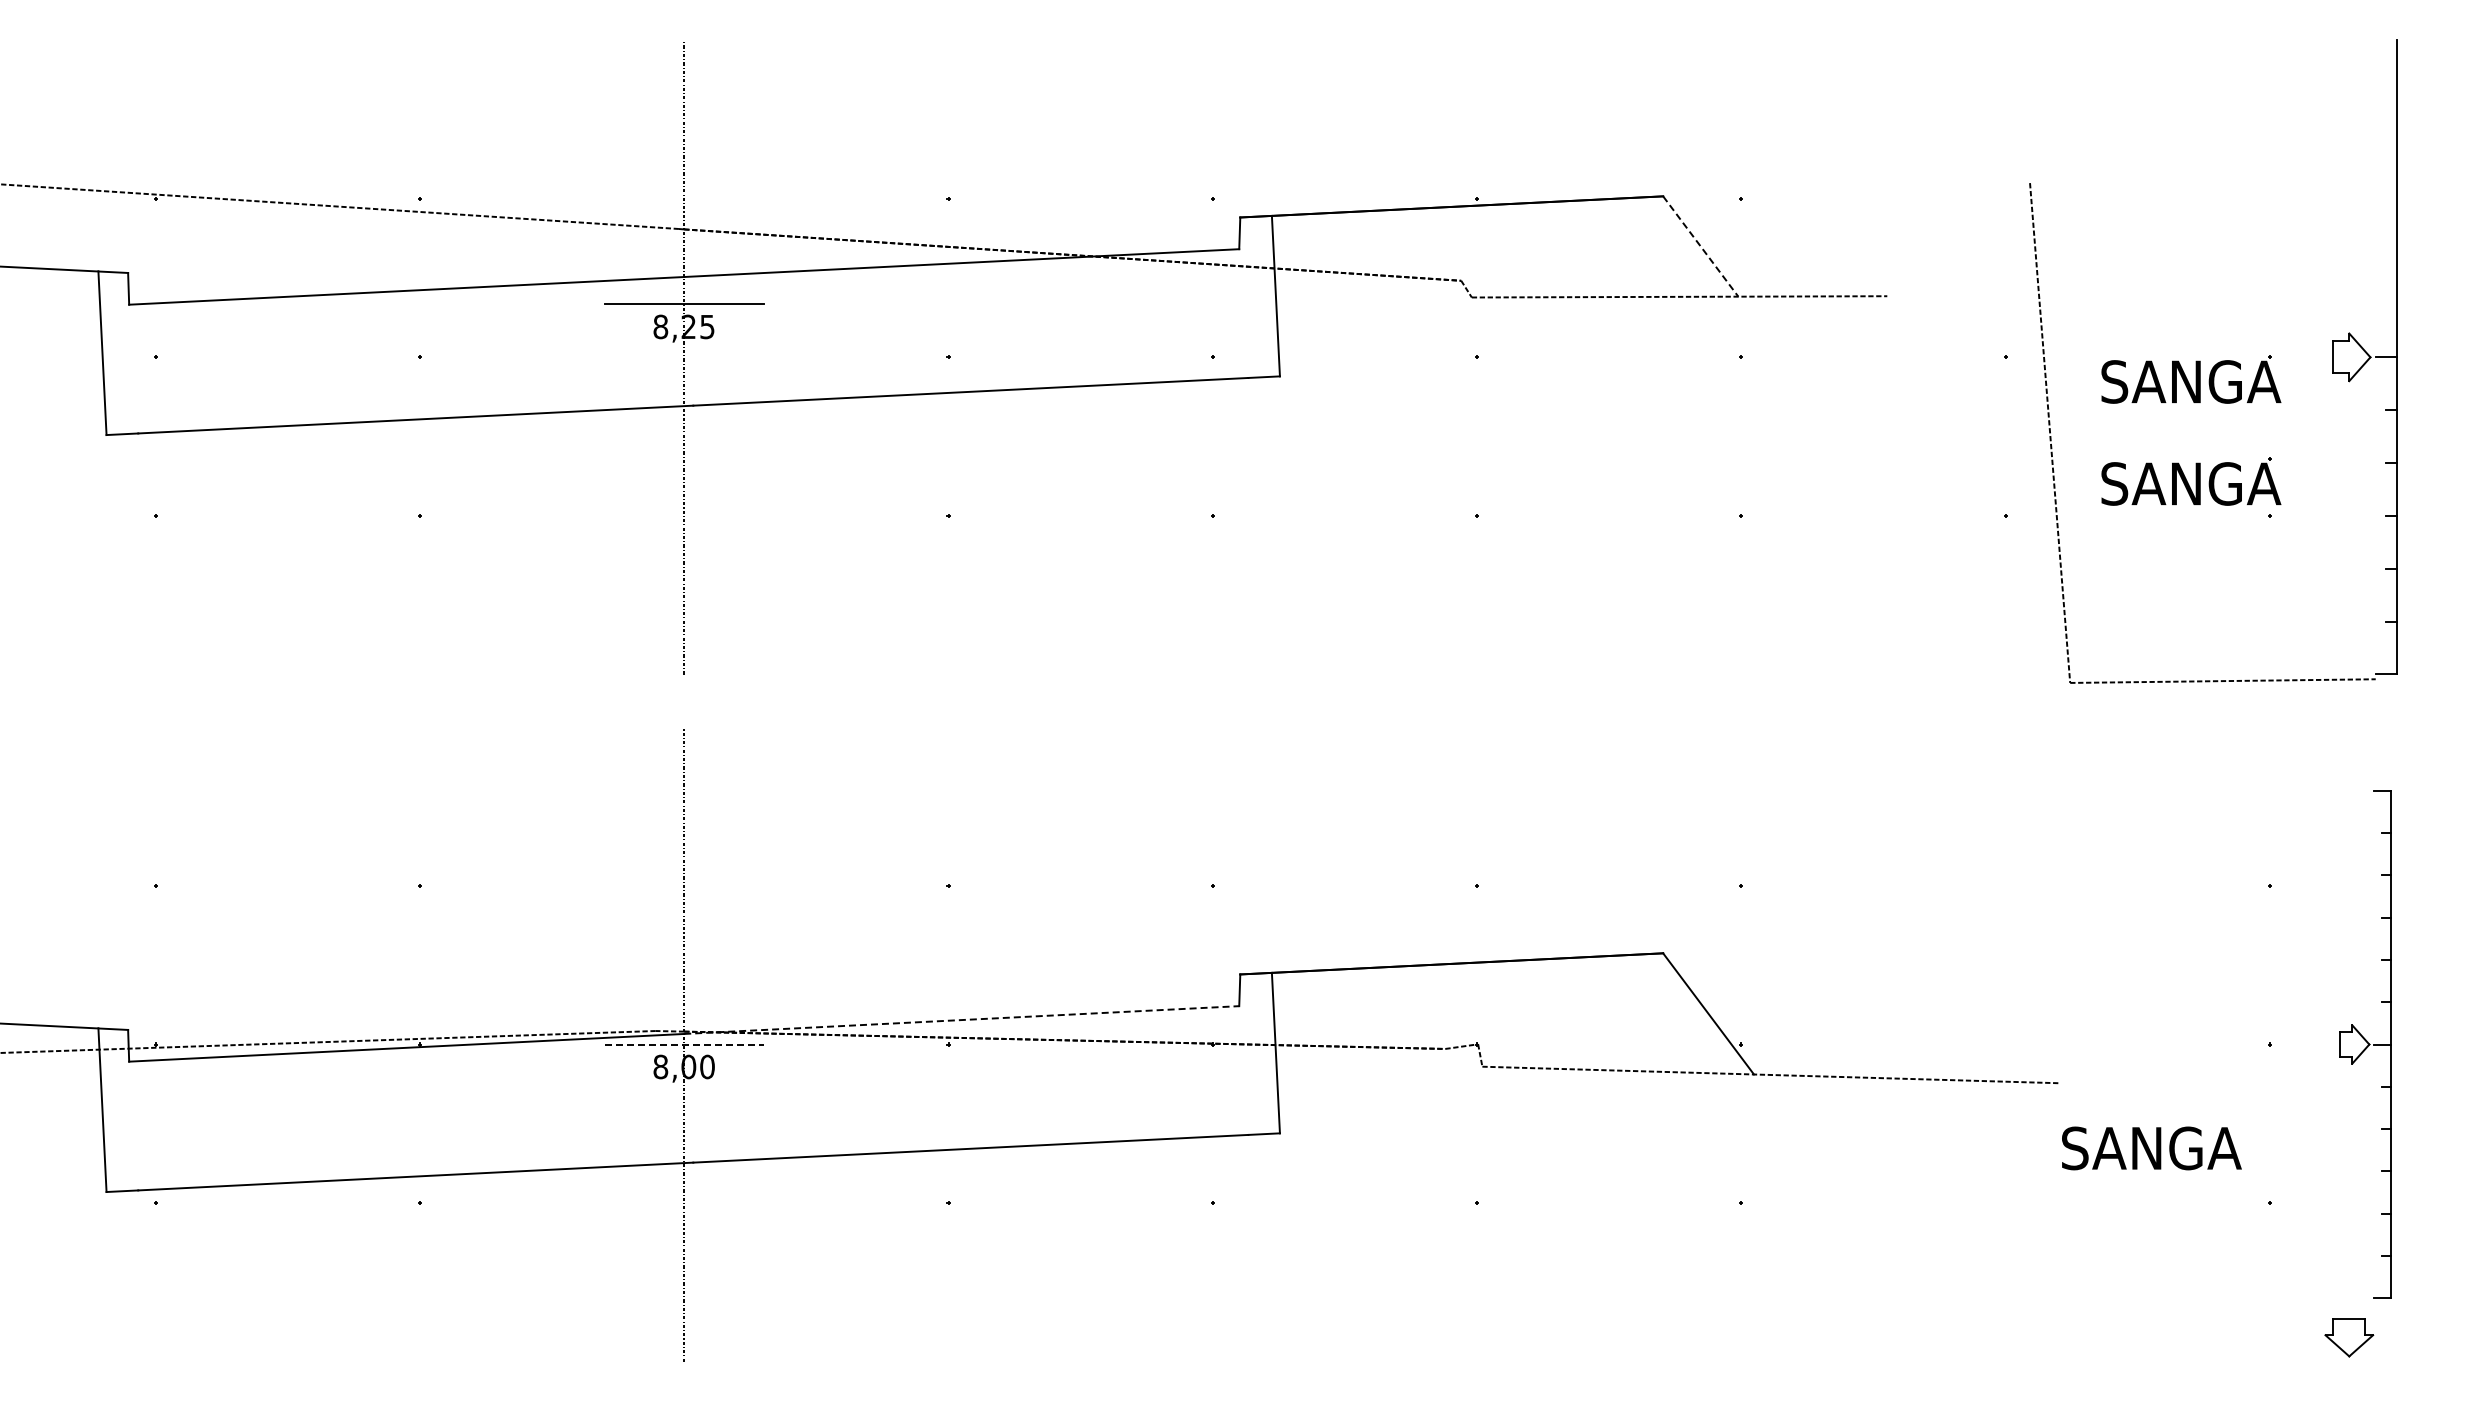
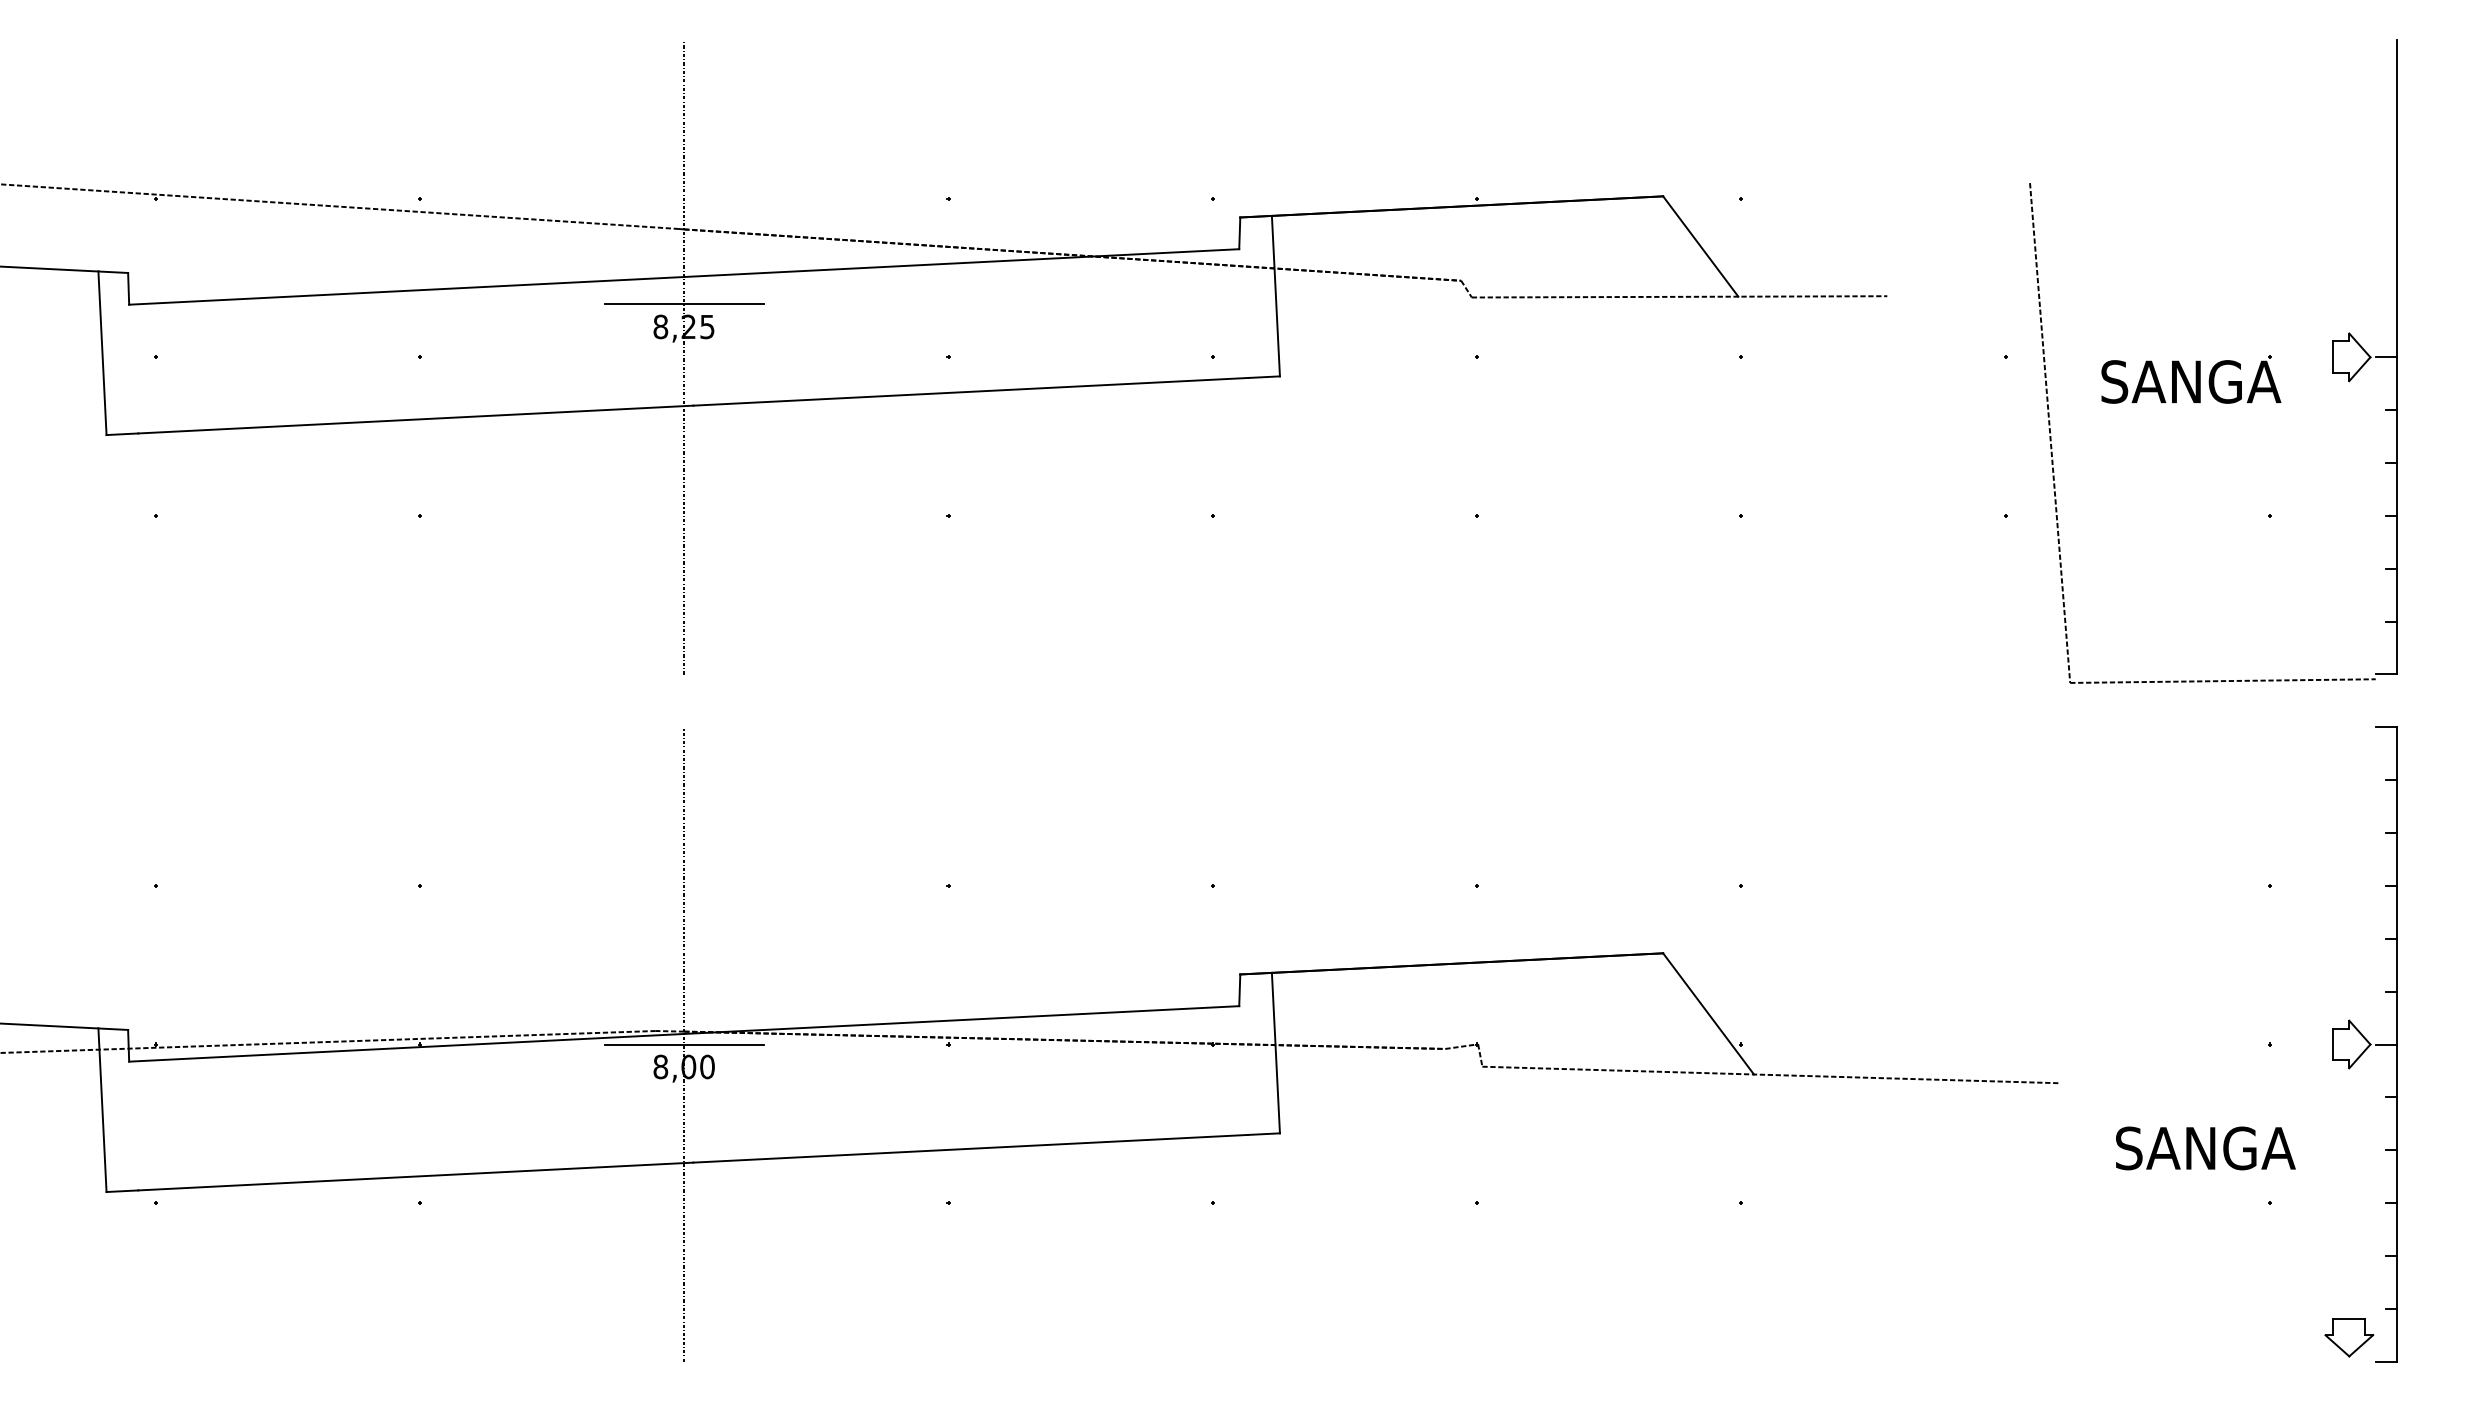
line: dashed -> solid (1700, 246)
part: present -> none (2191, 481)
line: dashed -> solid (961, 1020)
line: dashed -> solid (684, 1044)
part size: 53x509 px -> 66x637 px (2364, 1044)
text position: (2151, 1148) -> (2205, 1148) (2205, 1148)
